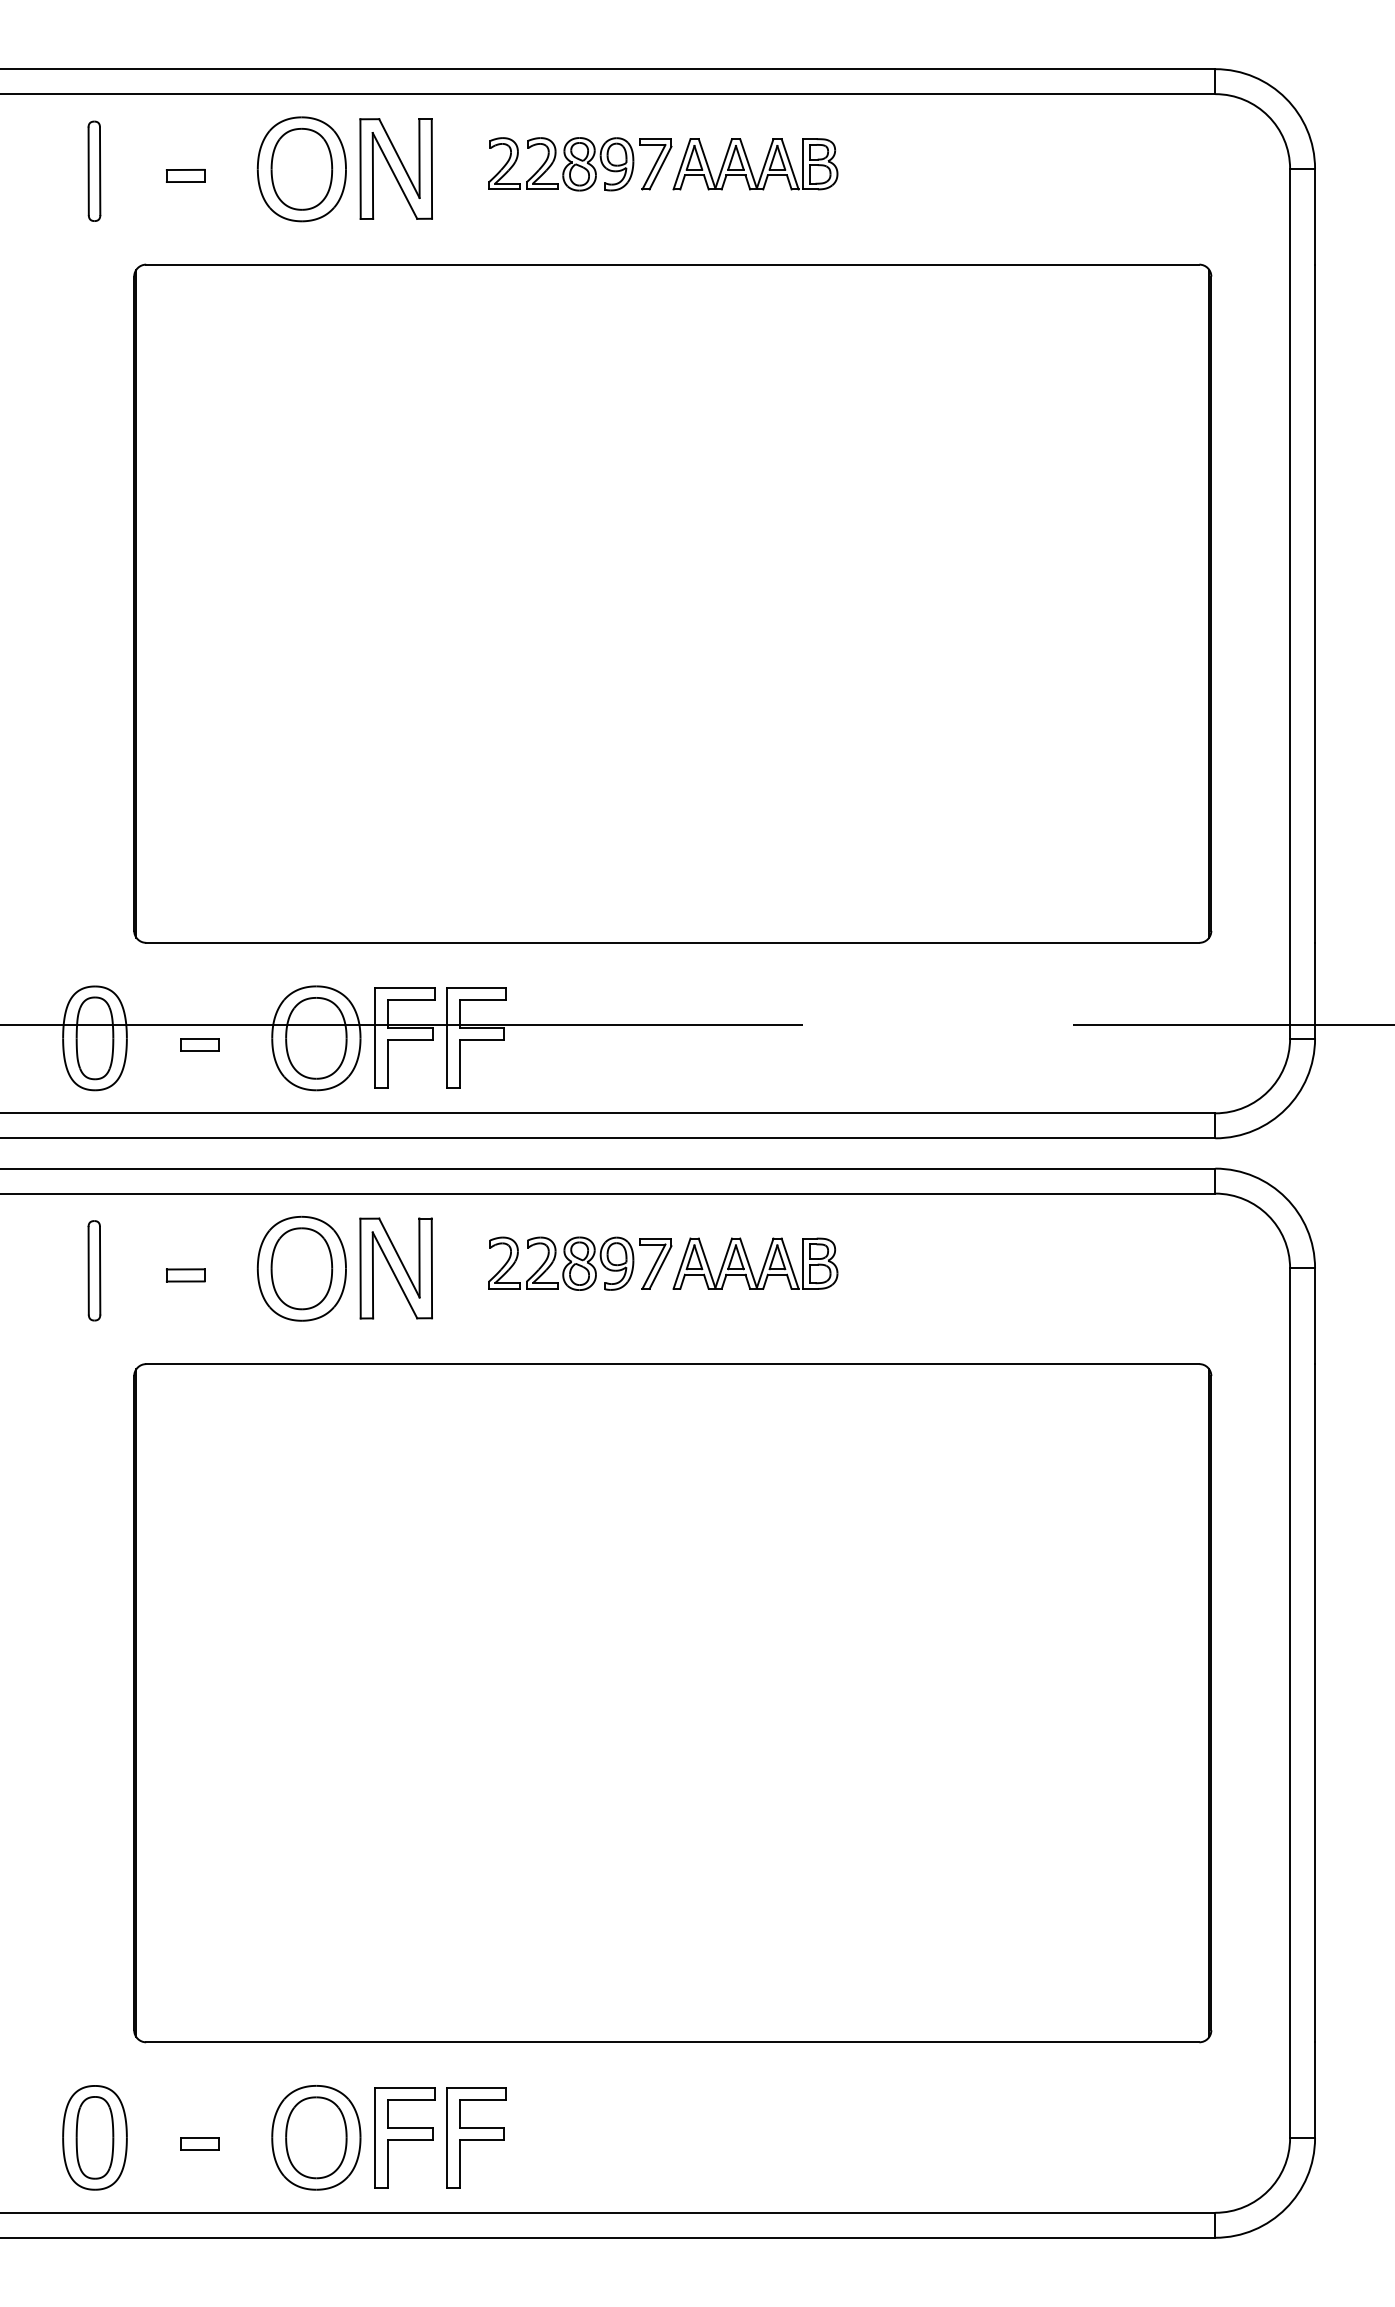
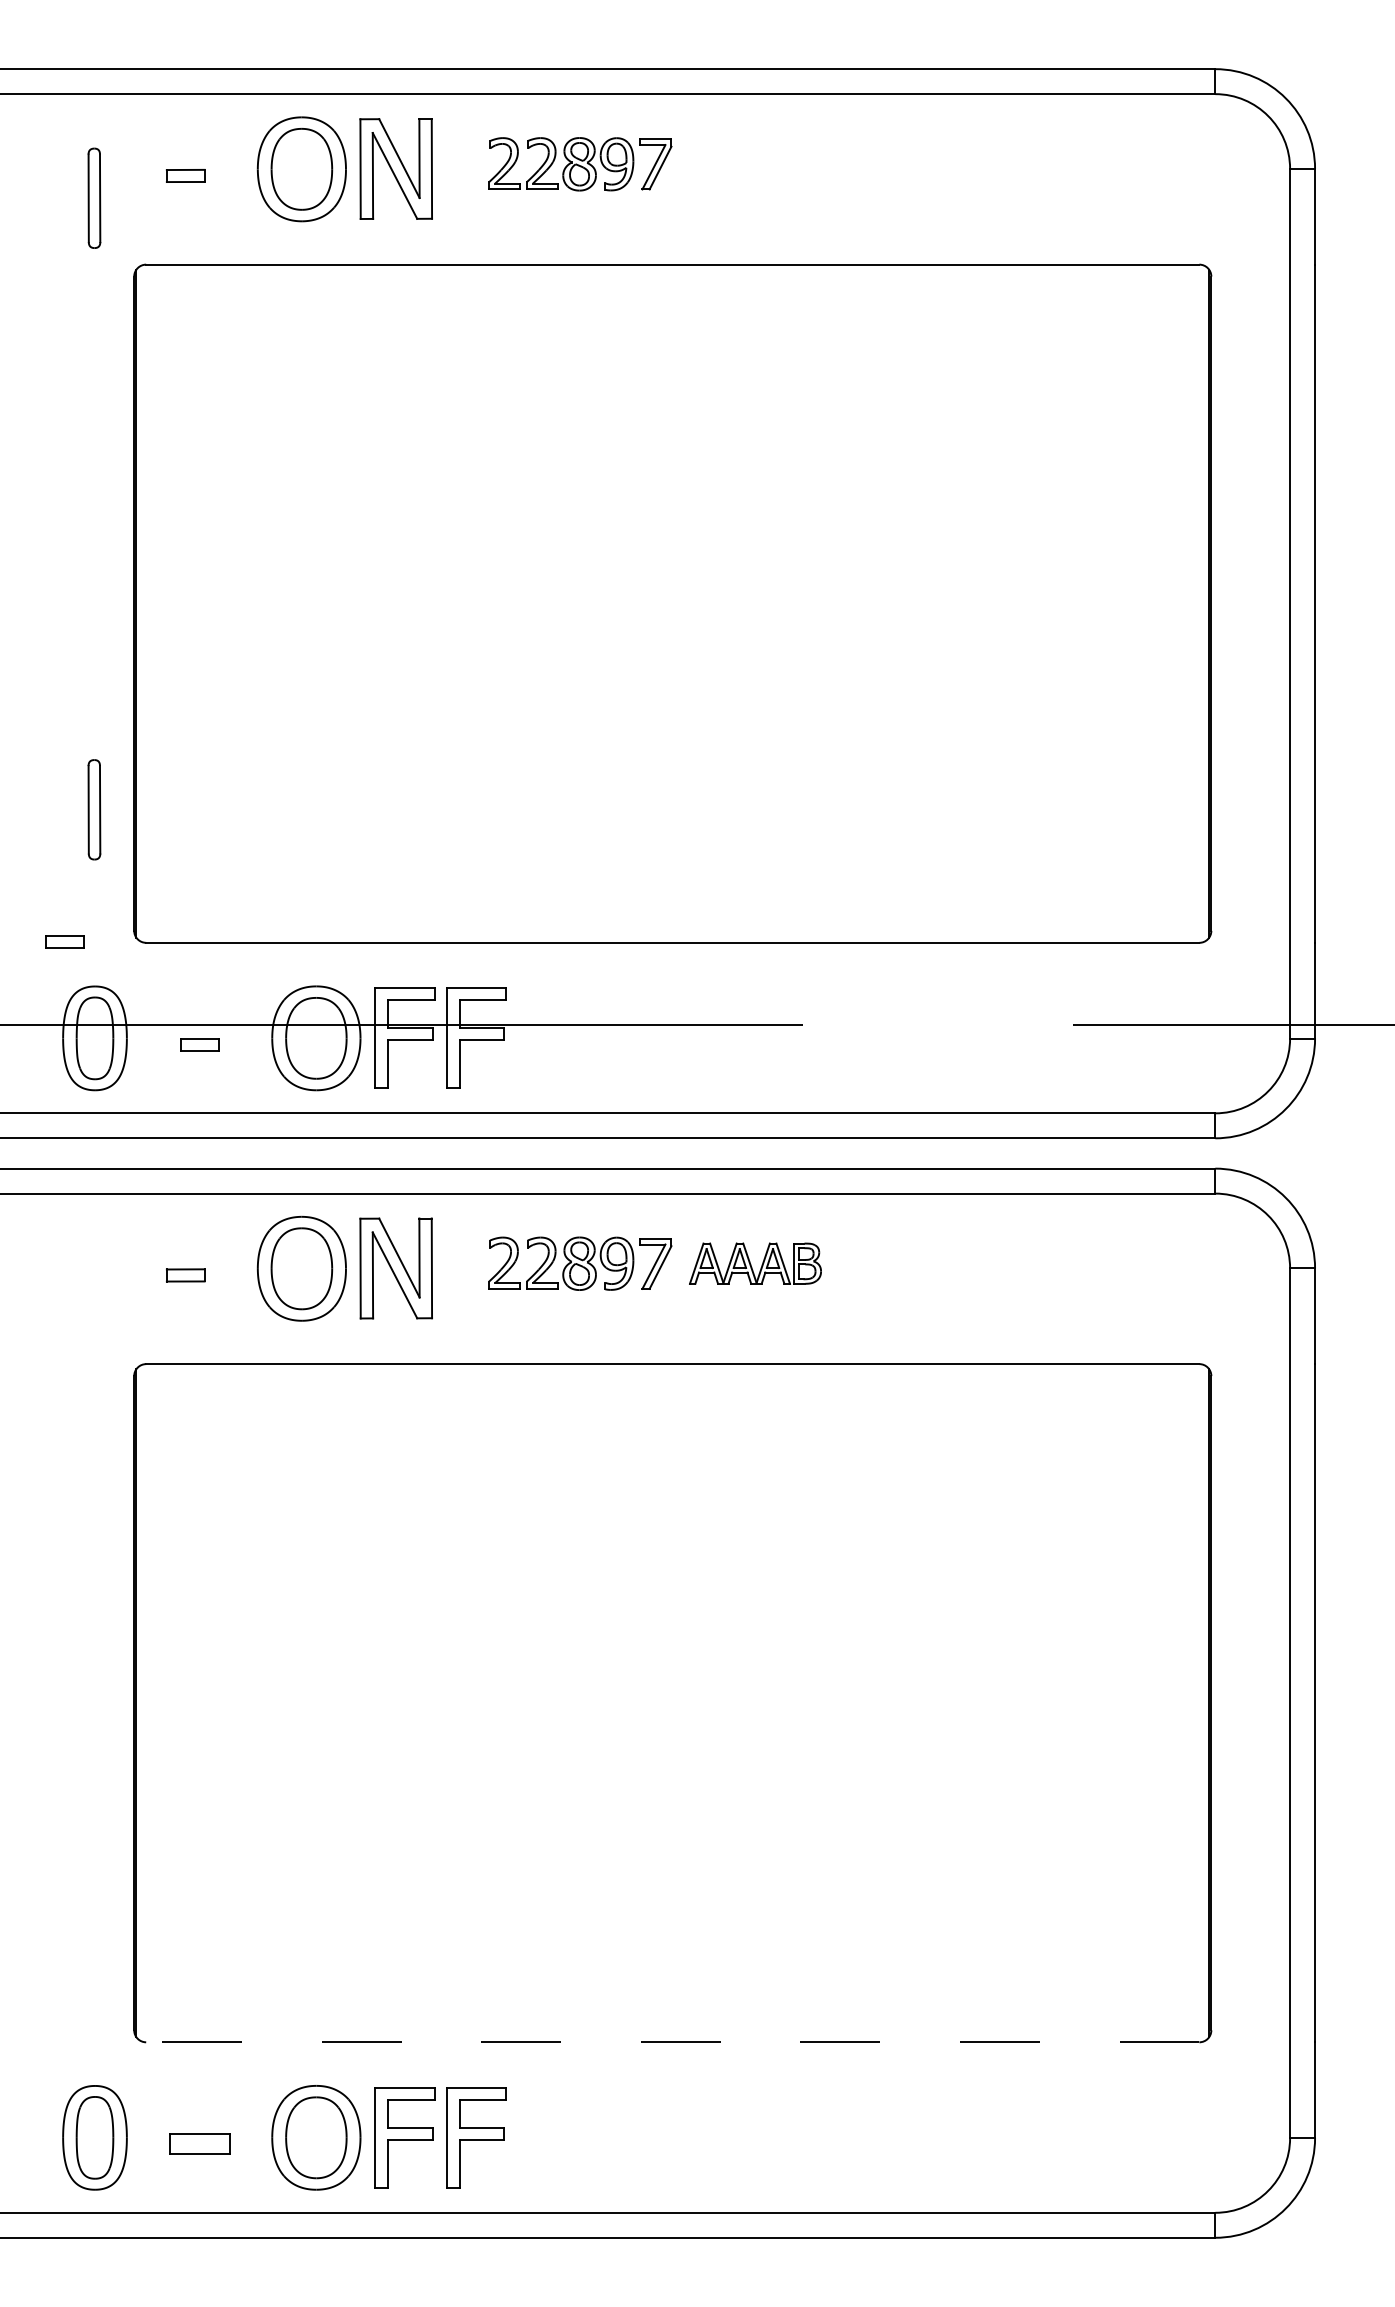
part: present -> none (755, 164)
part position: (94, 170) -> (94, 197) (94, 197)
part: none -> present (64, 941)
part size: 167x53 px -> 133x43 px (755, 1263)
part position: (94, 1270) -> (94, 809) (94, 809)
line: solid -> dashed (672, 2042)
part size: 40x14 px -> 62x22 px (199, 2143)
